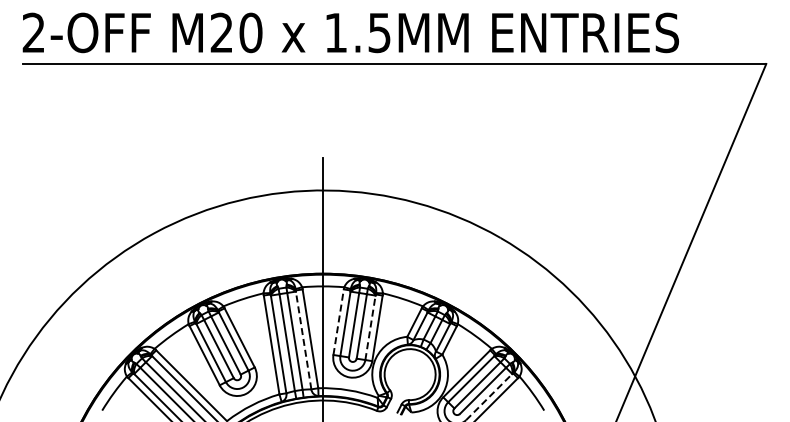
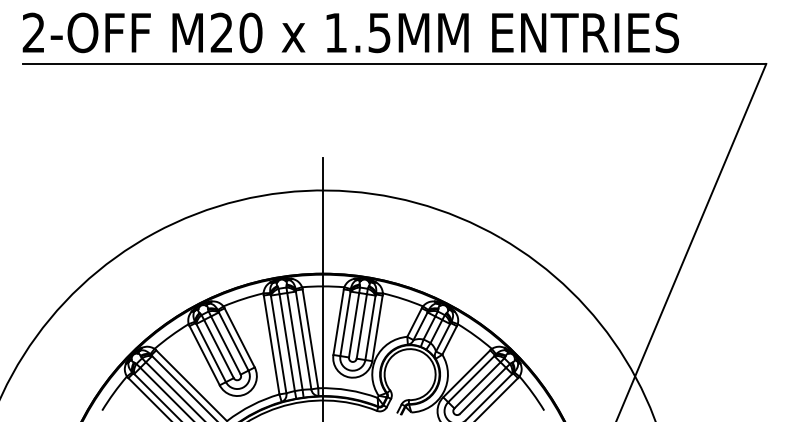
line: dashed -> solid (338, 321)
line: dashed -> solid (370, 327)
line: dashed -> solid (303, 339)
line: dashed -> solid (489, 397)
